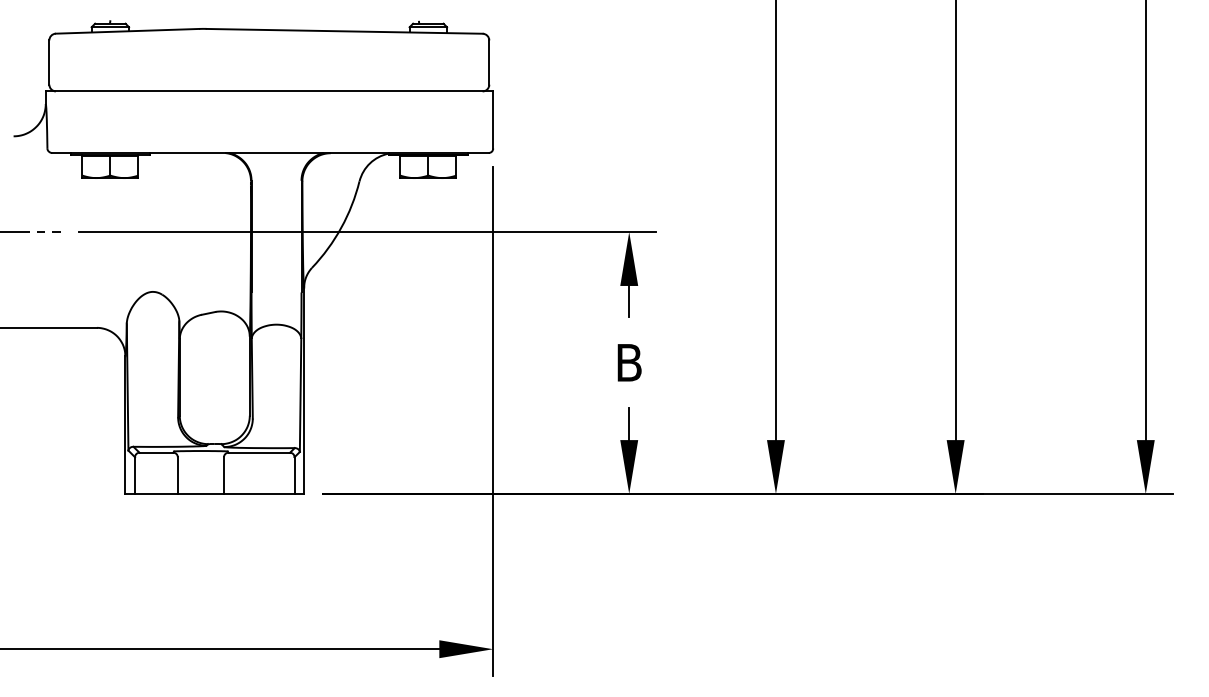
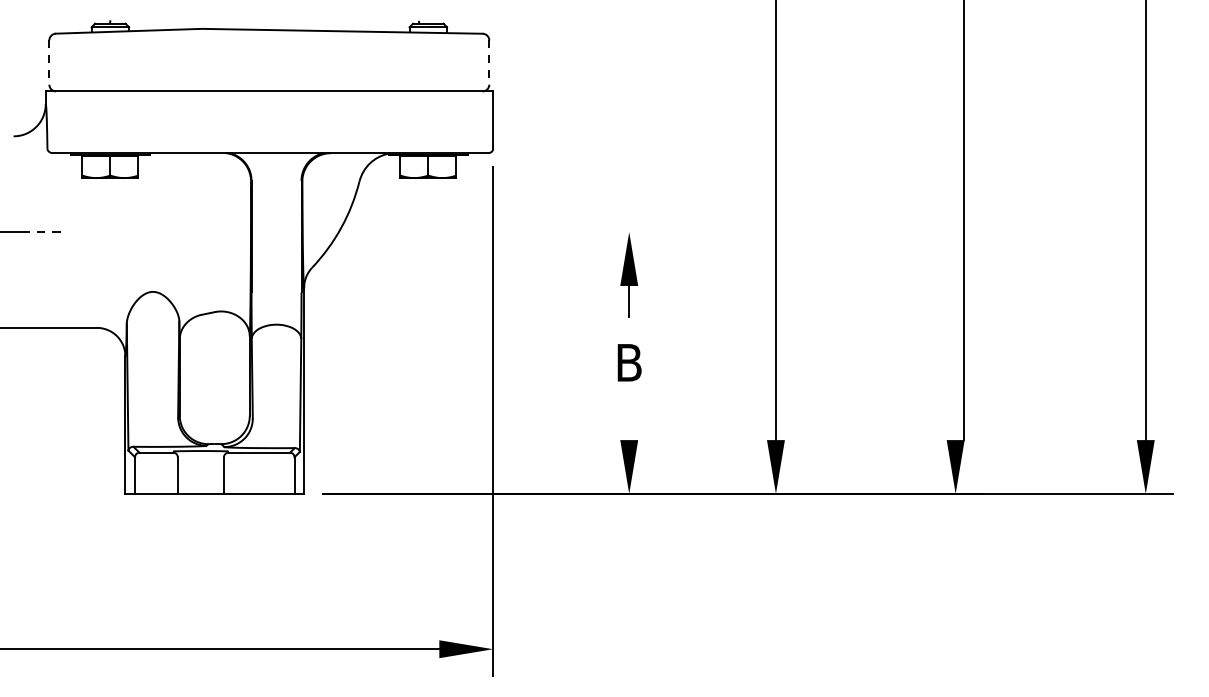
line: solid -> dashed (49, 63)
line: solid -> dashed (489, 63)
line position: (955, 221) -> (963, 221) (963, 221)
line: present -> none (367, 232)
line: present -> none (629, 424)
